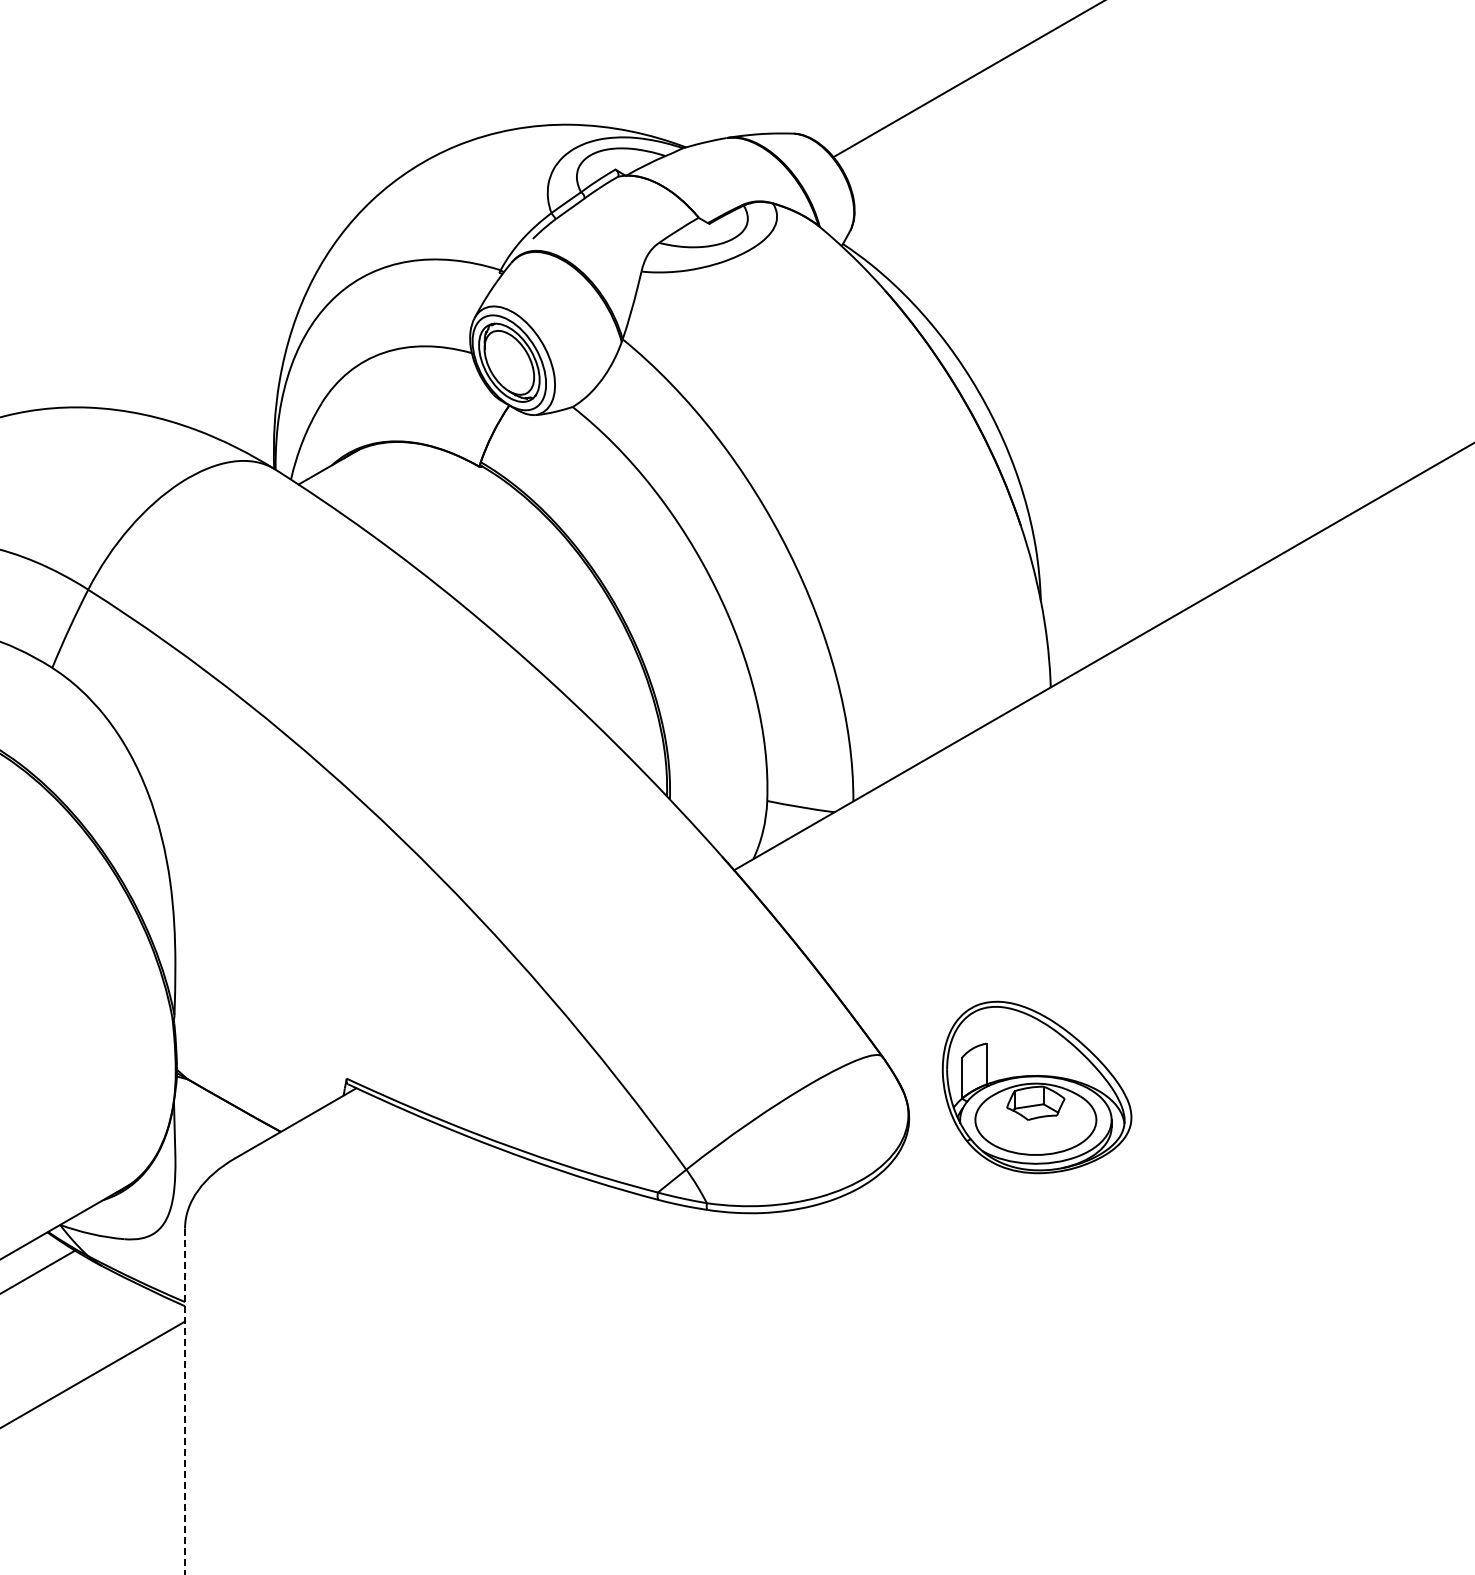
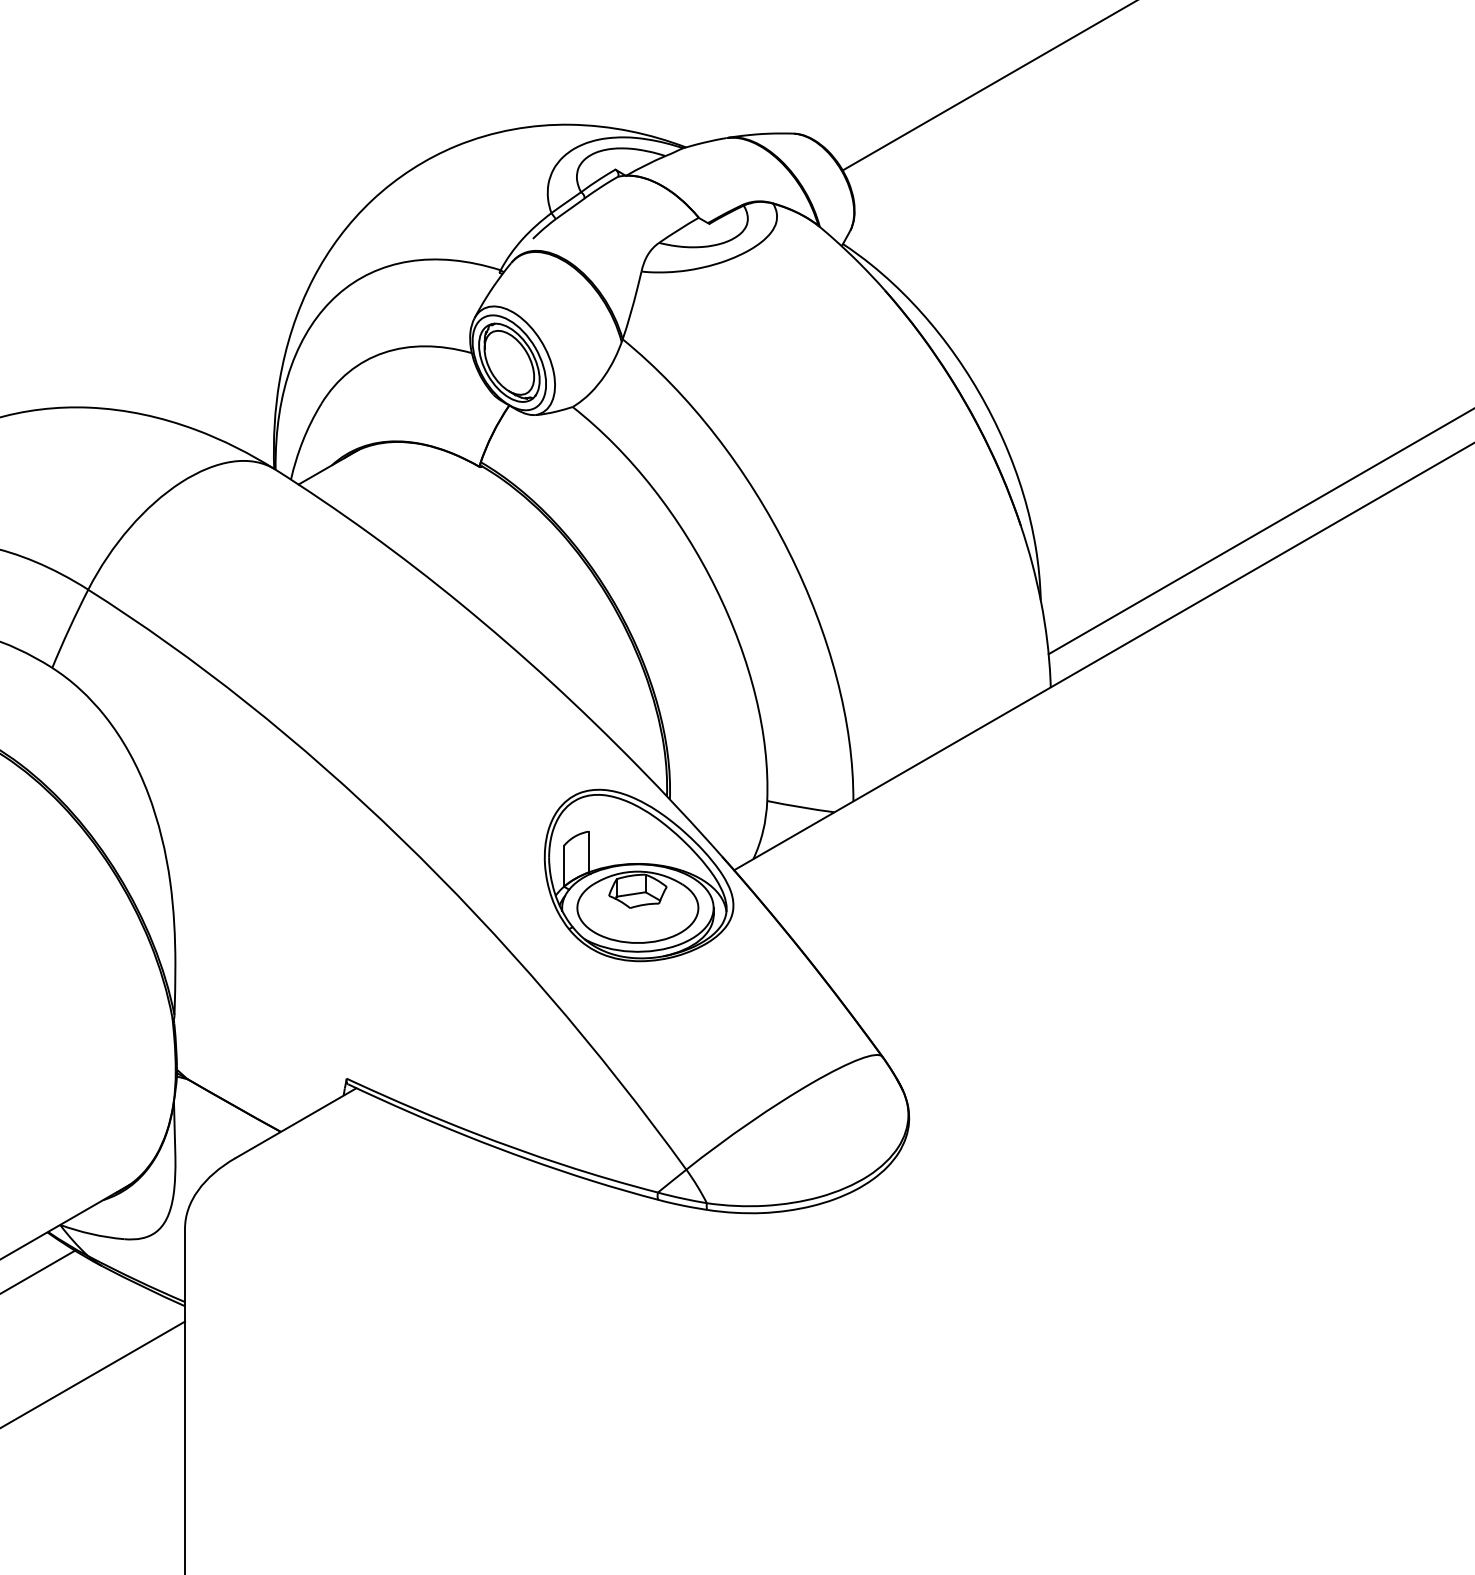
line position: (967, 79) -> (987, 86) (987, 86)
line: none -> present (1259, 532)
part position: (1036, 1087) -> (638, 875) (638, 875)
line: dashed -> solid (185, 1401)
